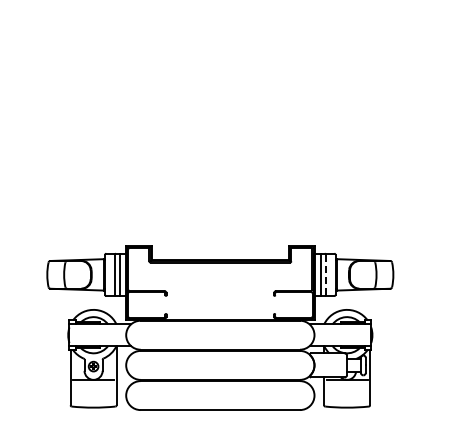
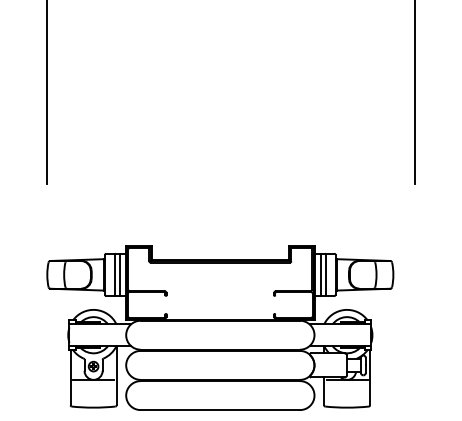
line: none -> present (47, 92)
line: none -> present (414, 92)
line: dashed -> solid (325, 274)
